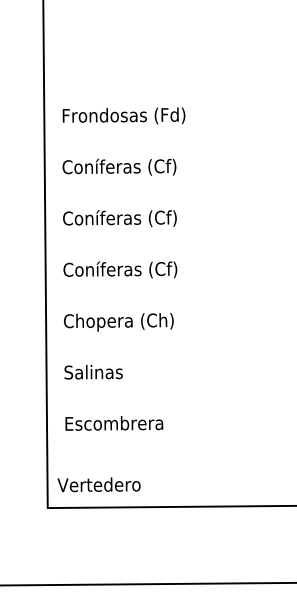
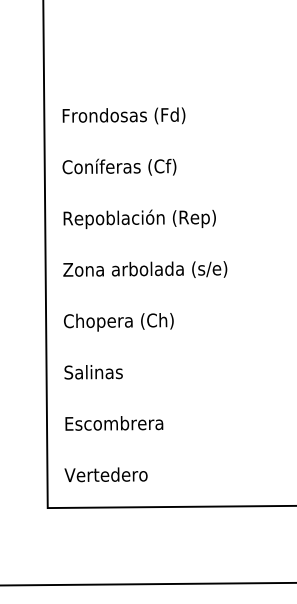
text: Coníferas (Cf) -> Repoblación (Rep) (139, 219)
text: Coníferas (Cf) -> Zona arbolada (s/e) (145, 269)
text position: (98, 484) -> (105, 474) (105, 474)
